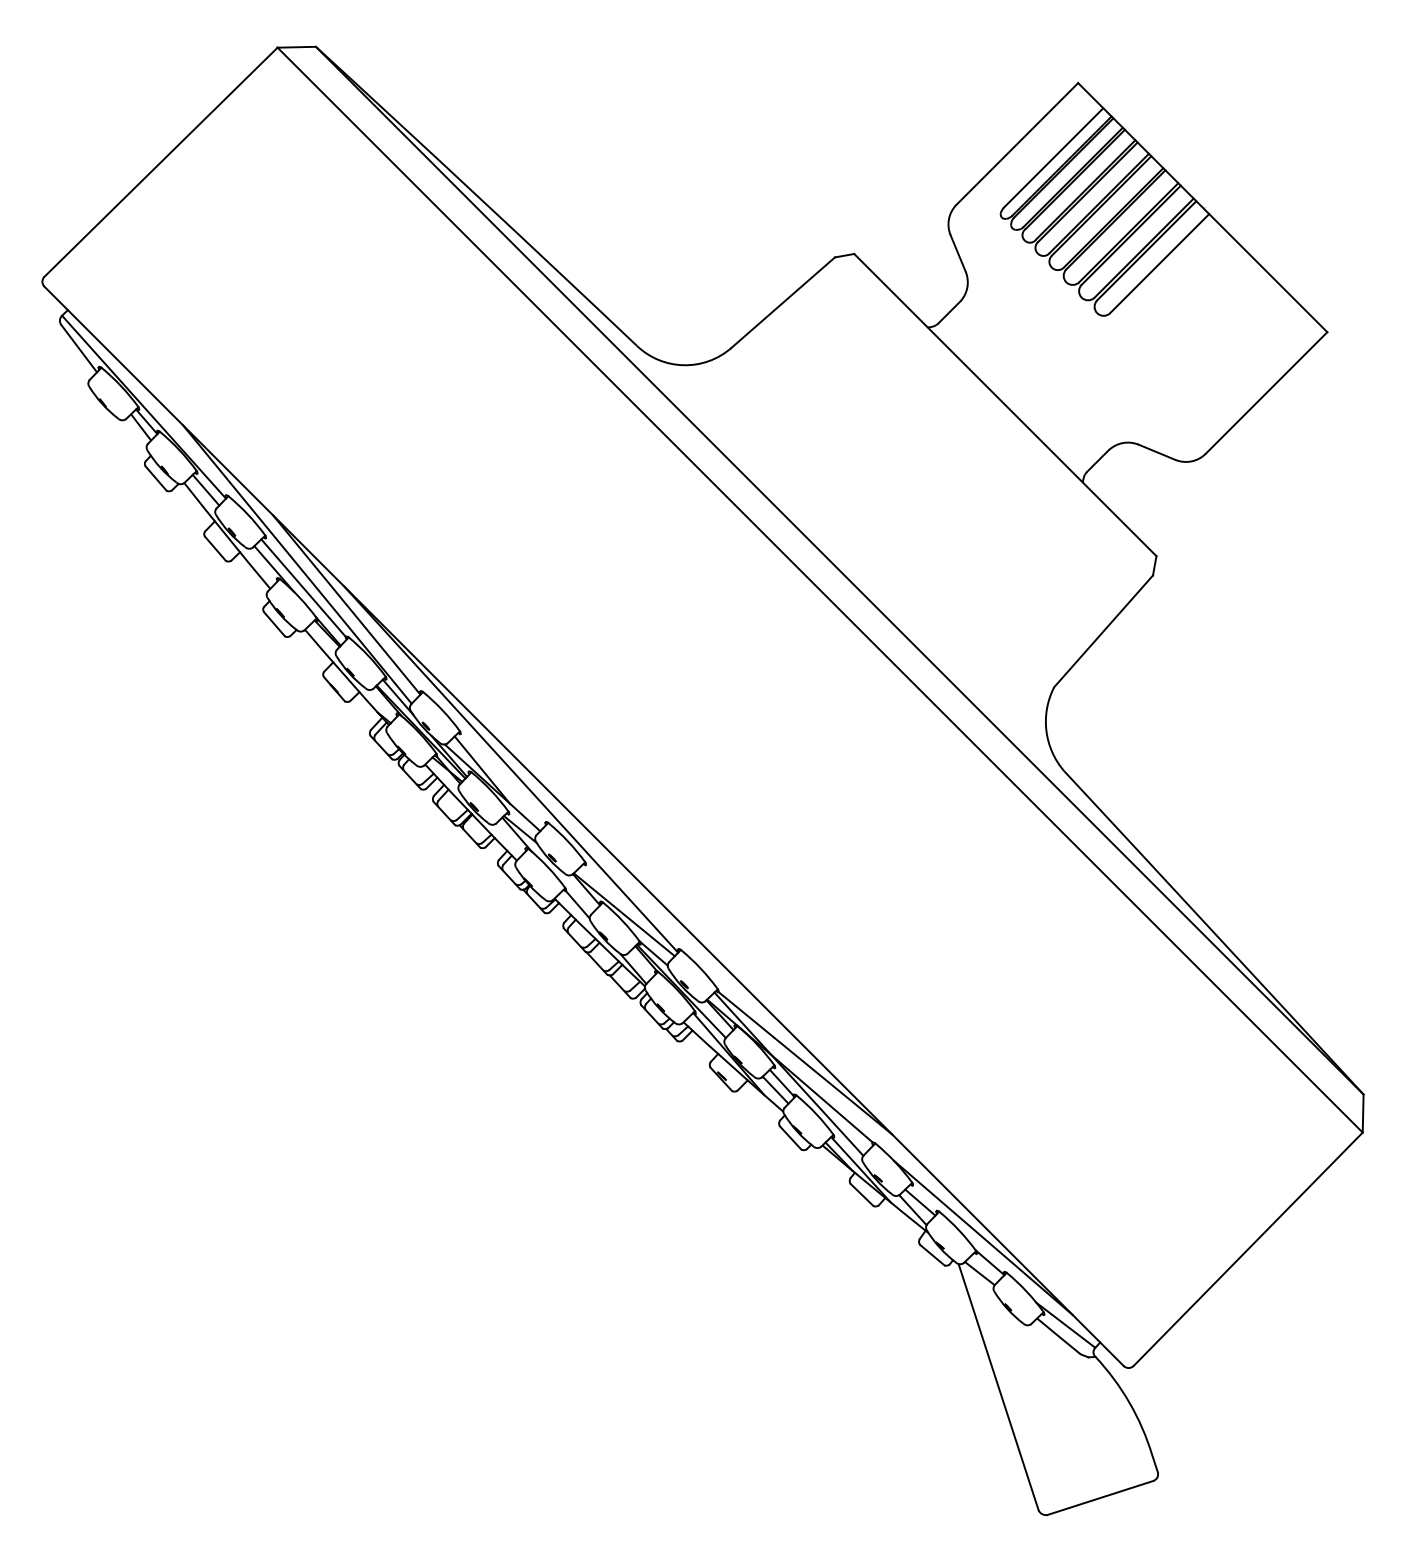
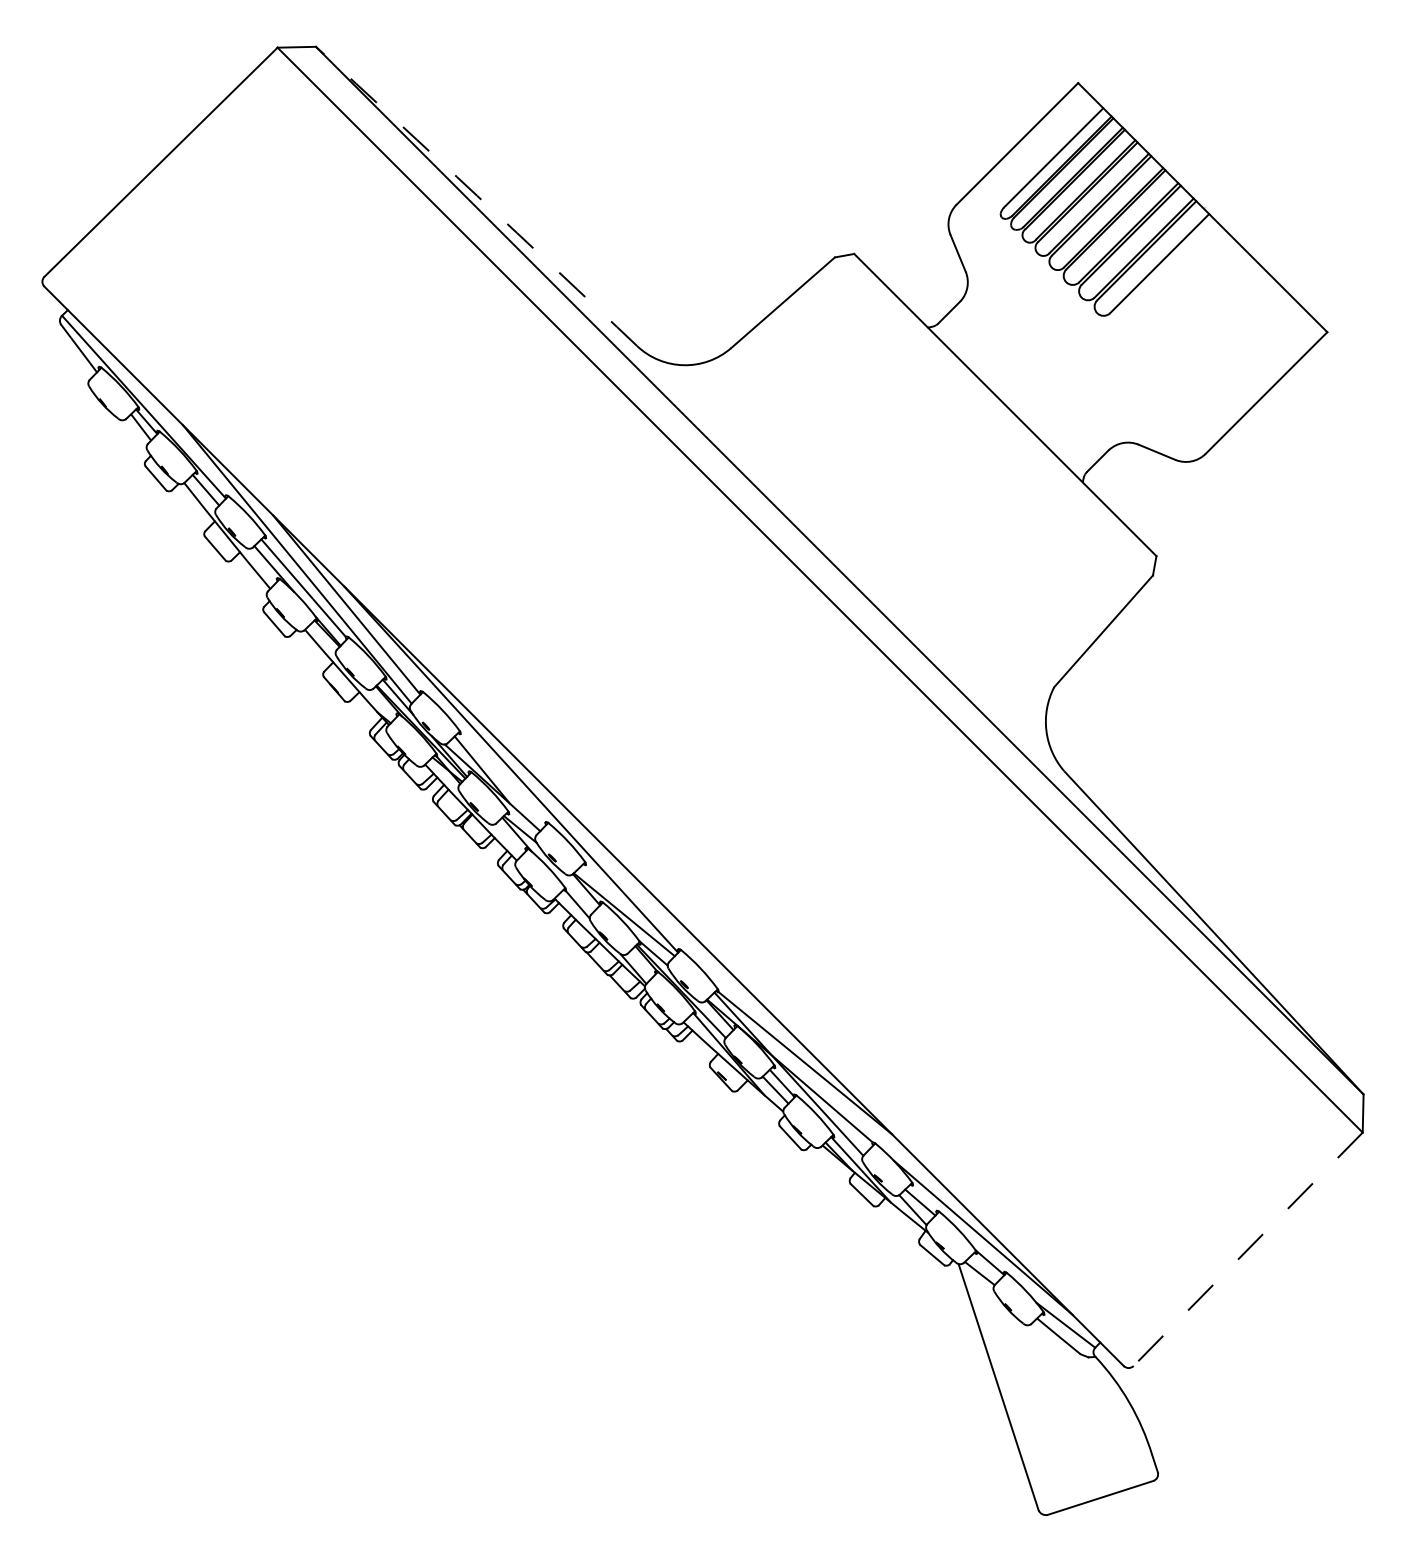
arc: solid -> dashed (477, 195)
line: solid -> dashed (1247, 1249)
